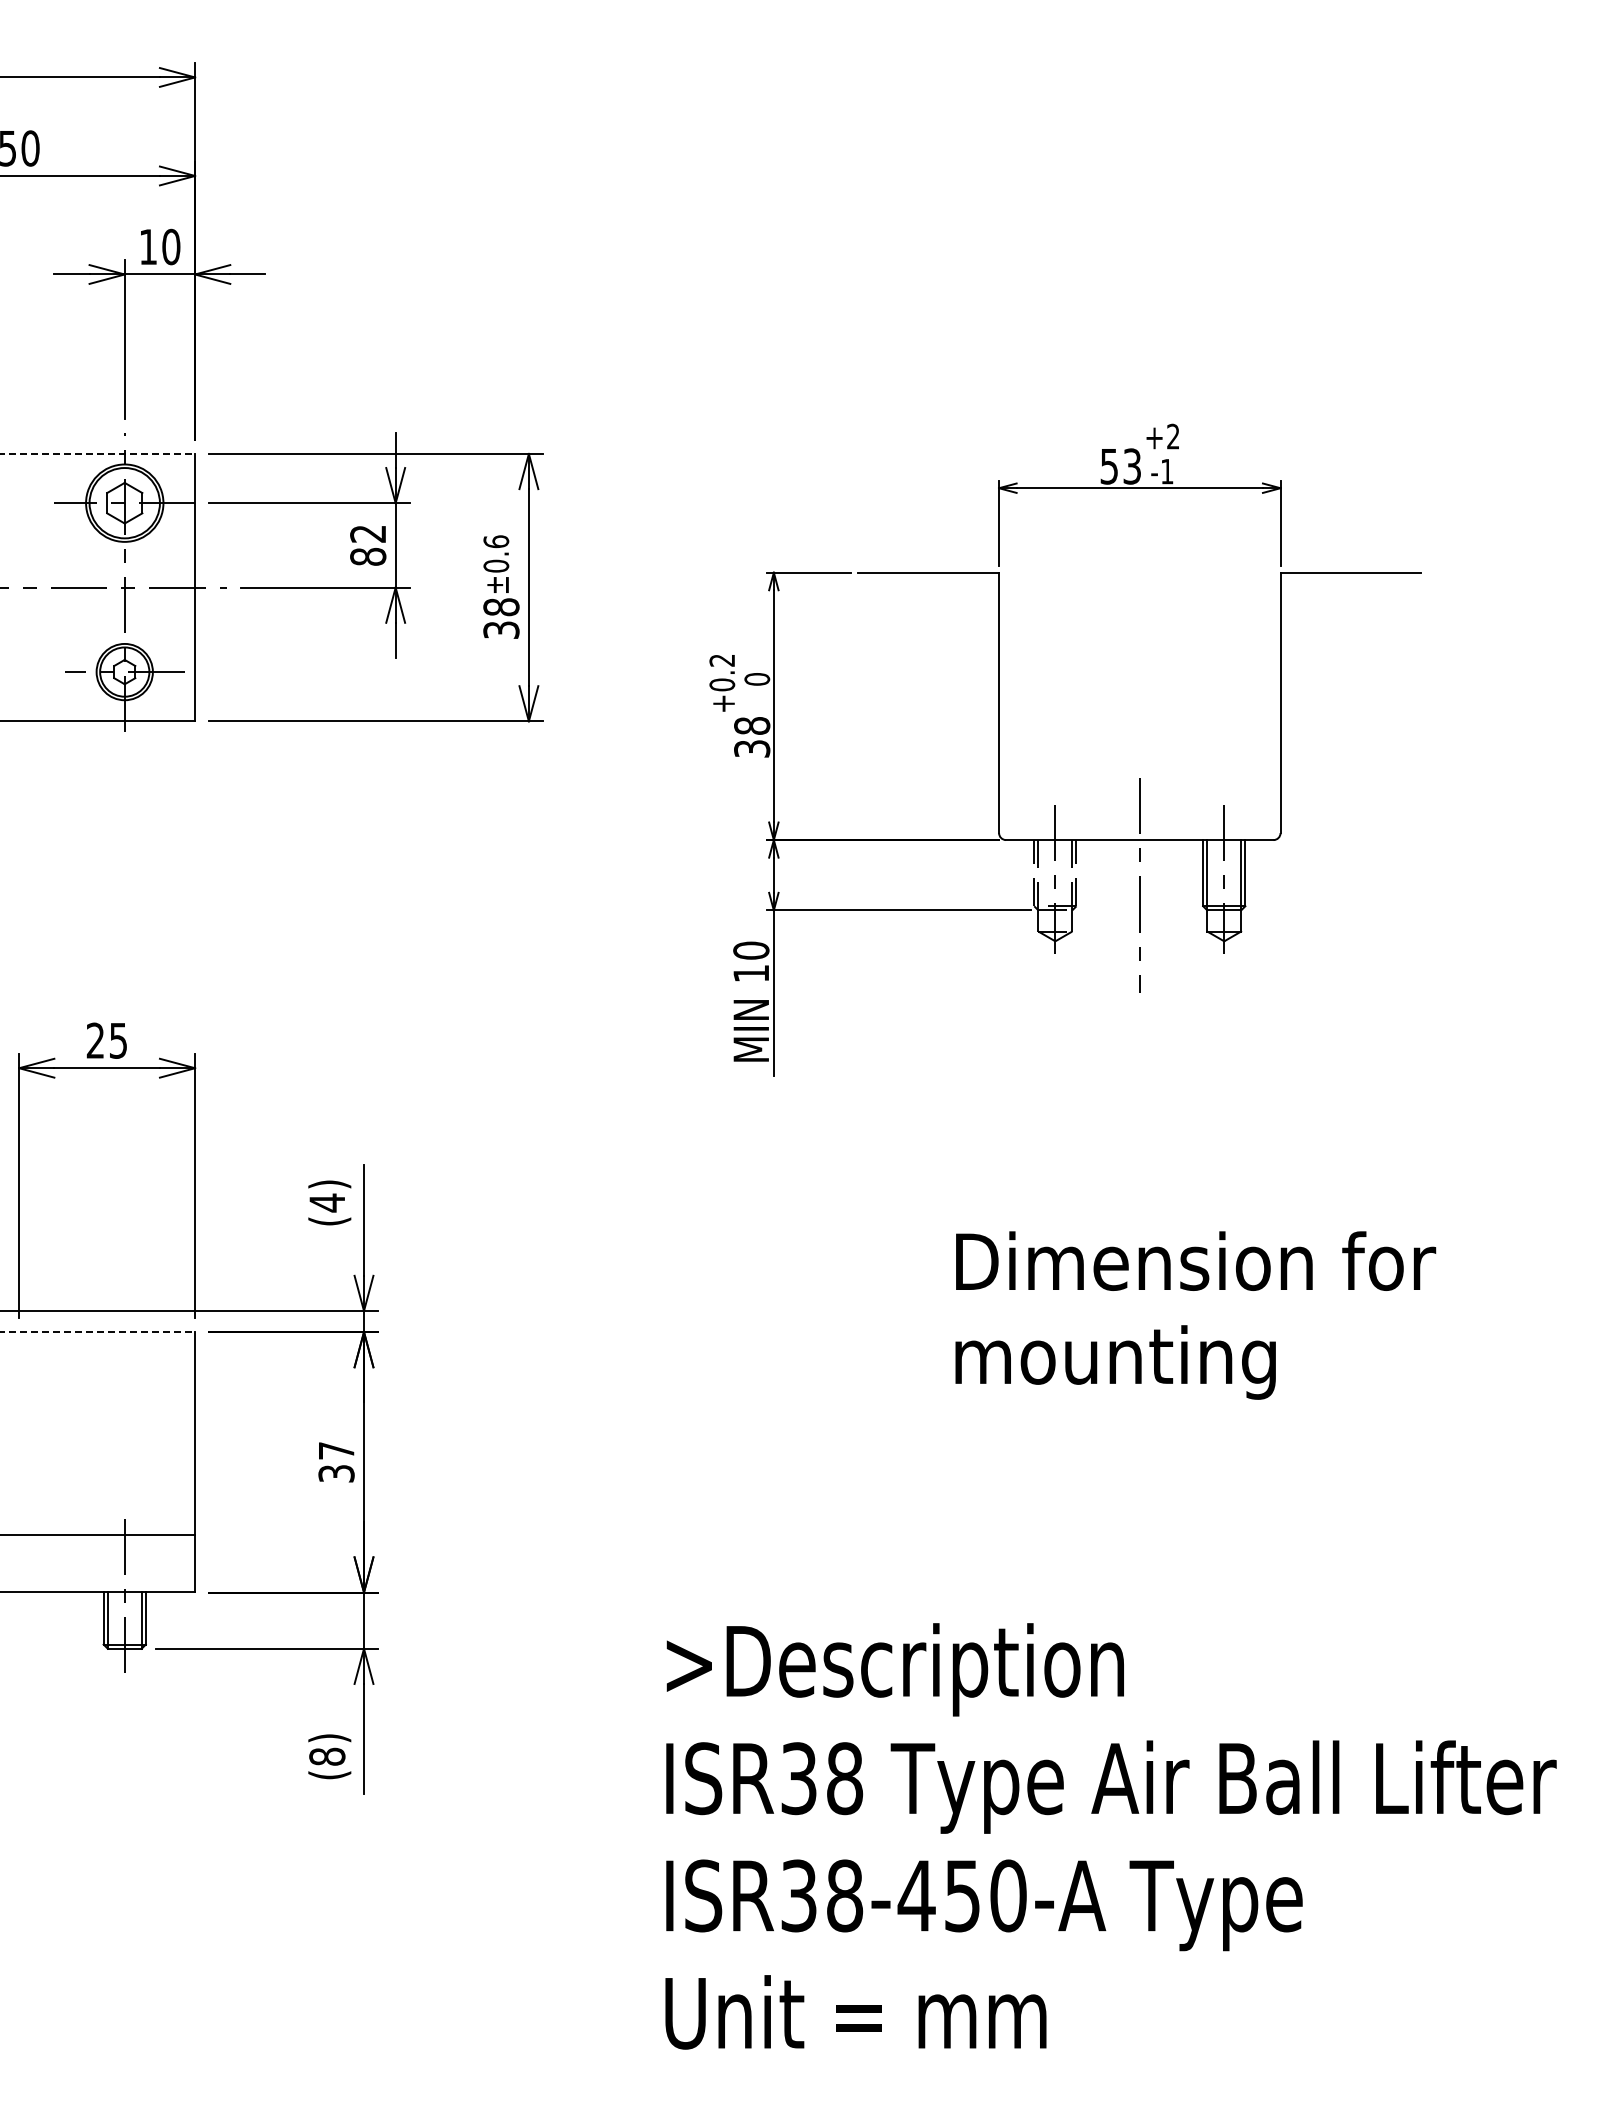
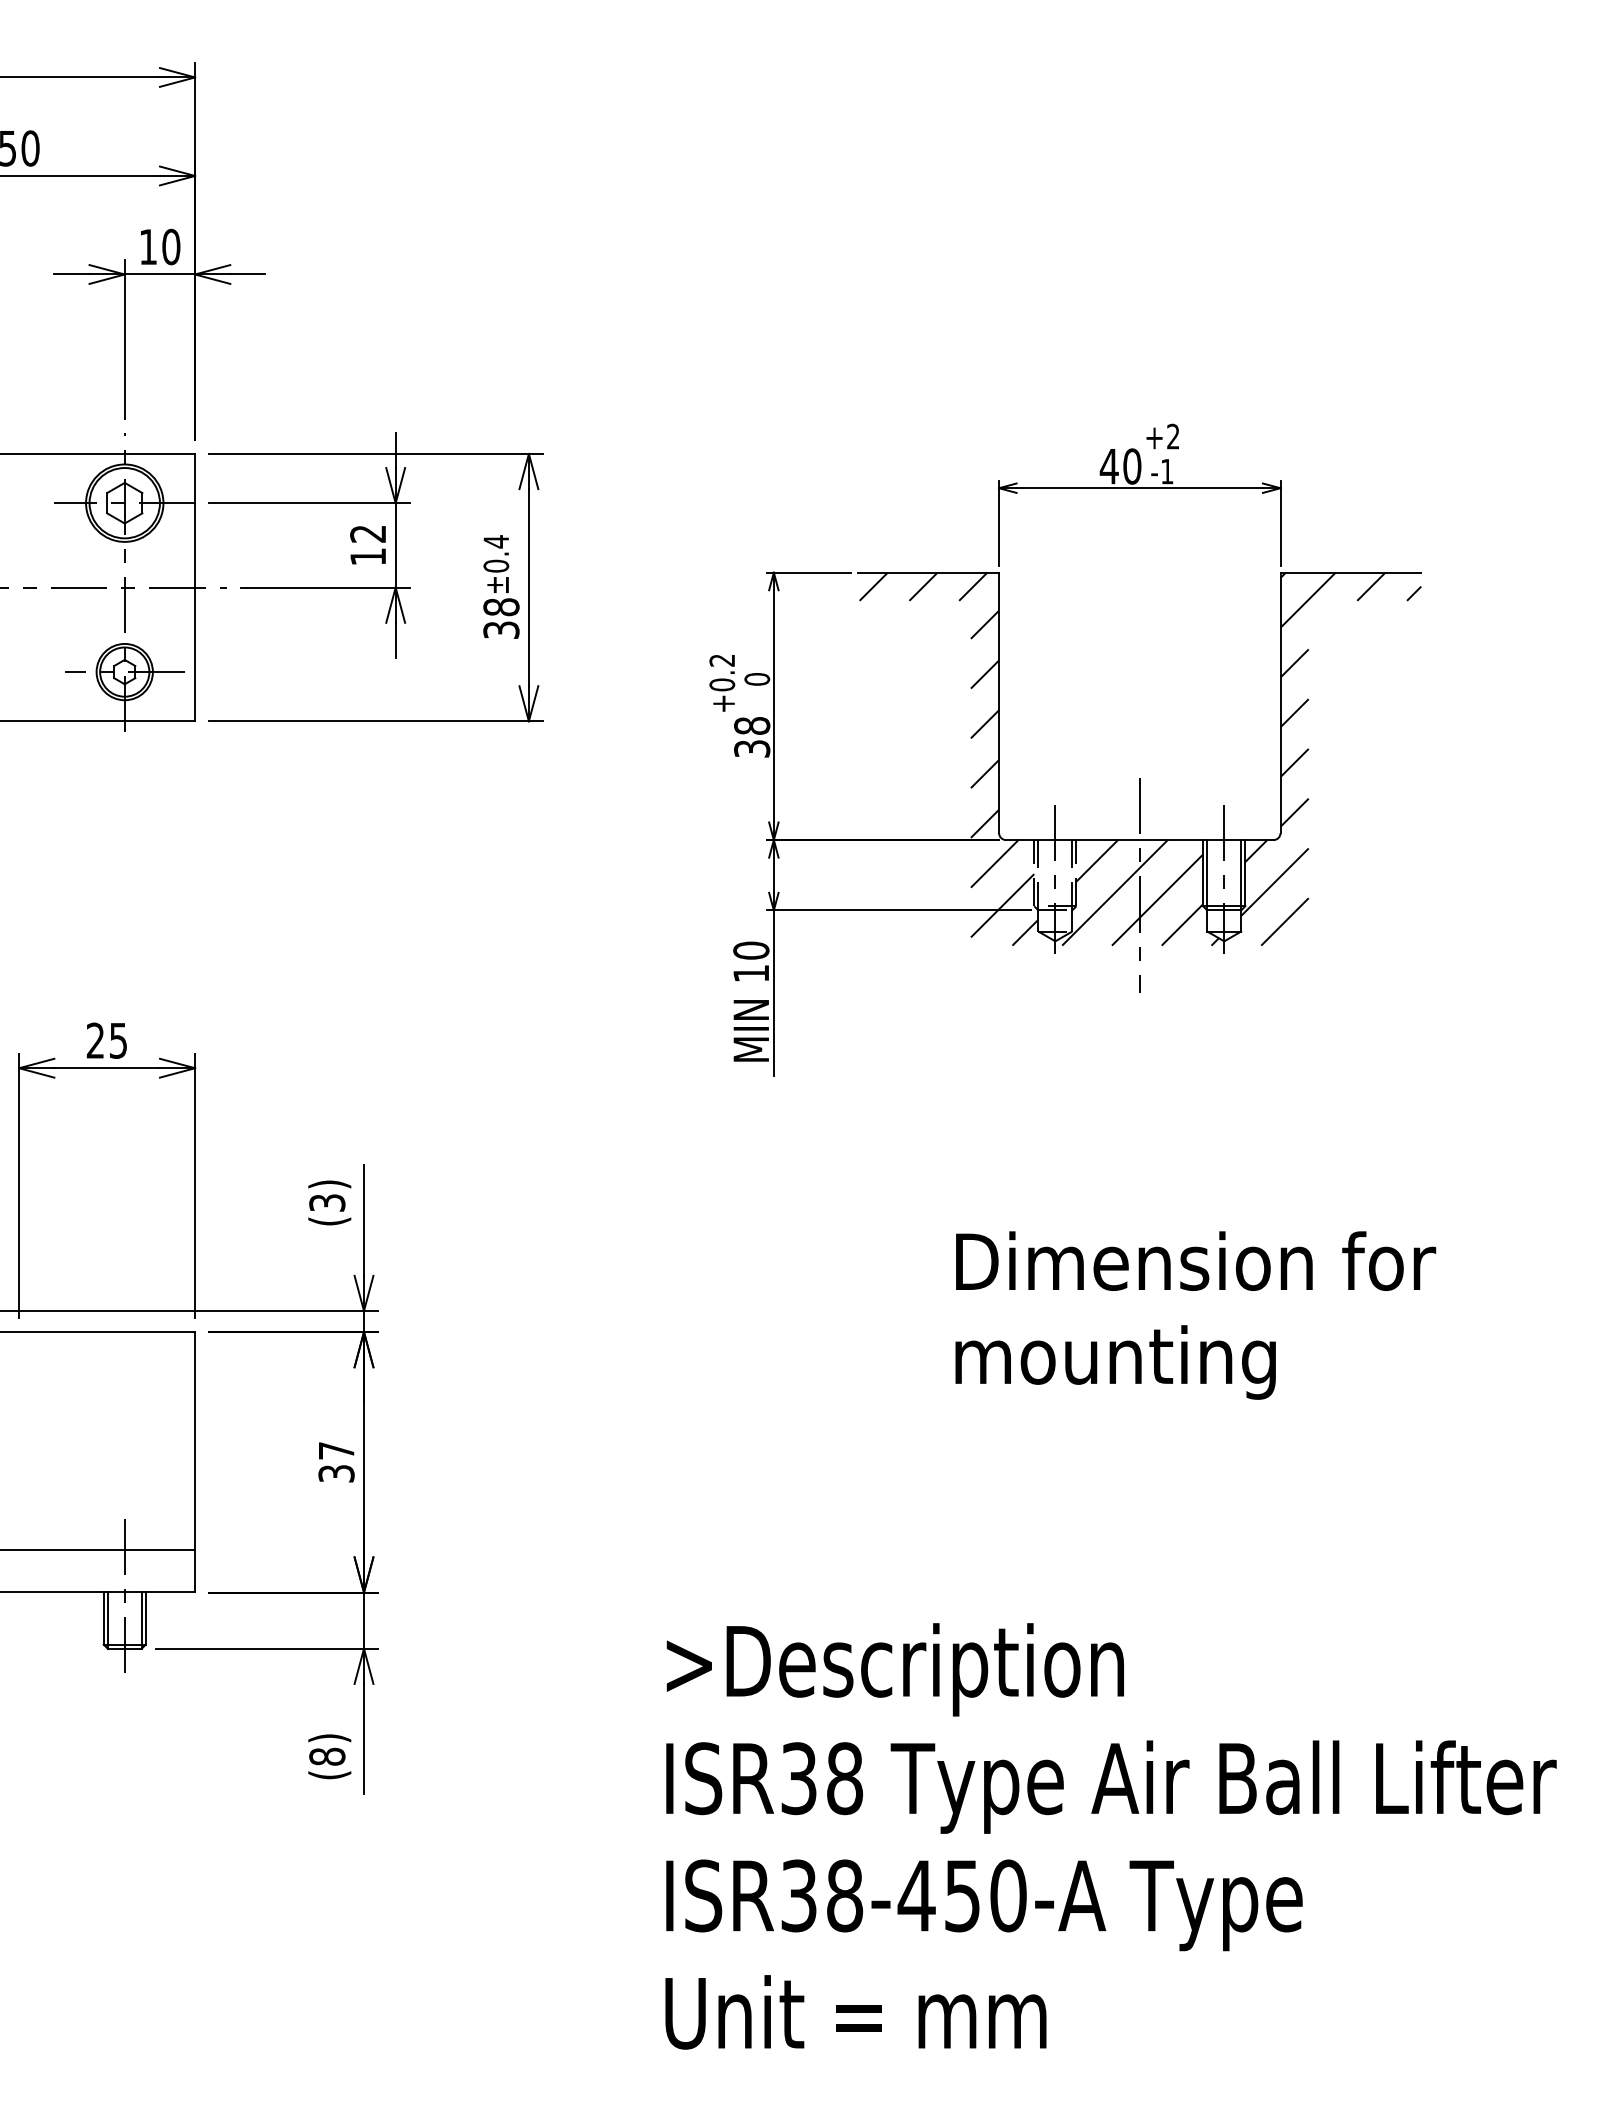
line: dashed -> solid (98, 453)
text: 53 -> 40 (1120, 466)
text: ±0.6 -> ±0.4 (496, 541)
text: 82 -> 12 (368, 556)
hatch: none -> present (1140, 758)
text: (4) -> (3) (327, 1202)
line: dashed -> solid (98, 1332)
line position: (98, 1535) -> (98, 1550) (98, 1550)
